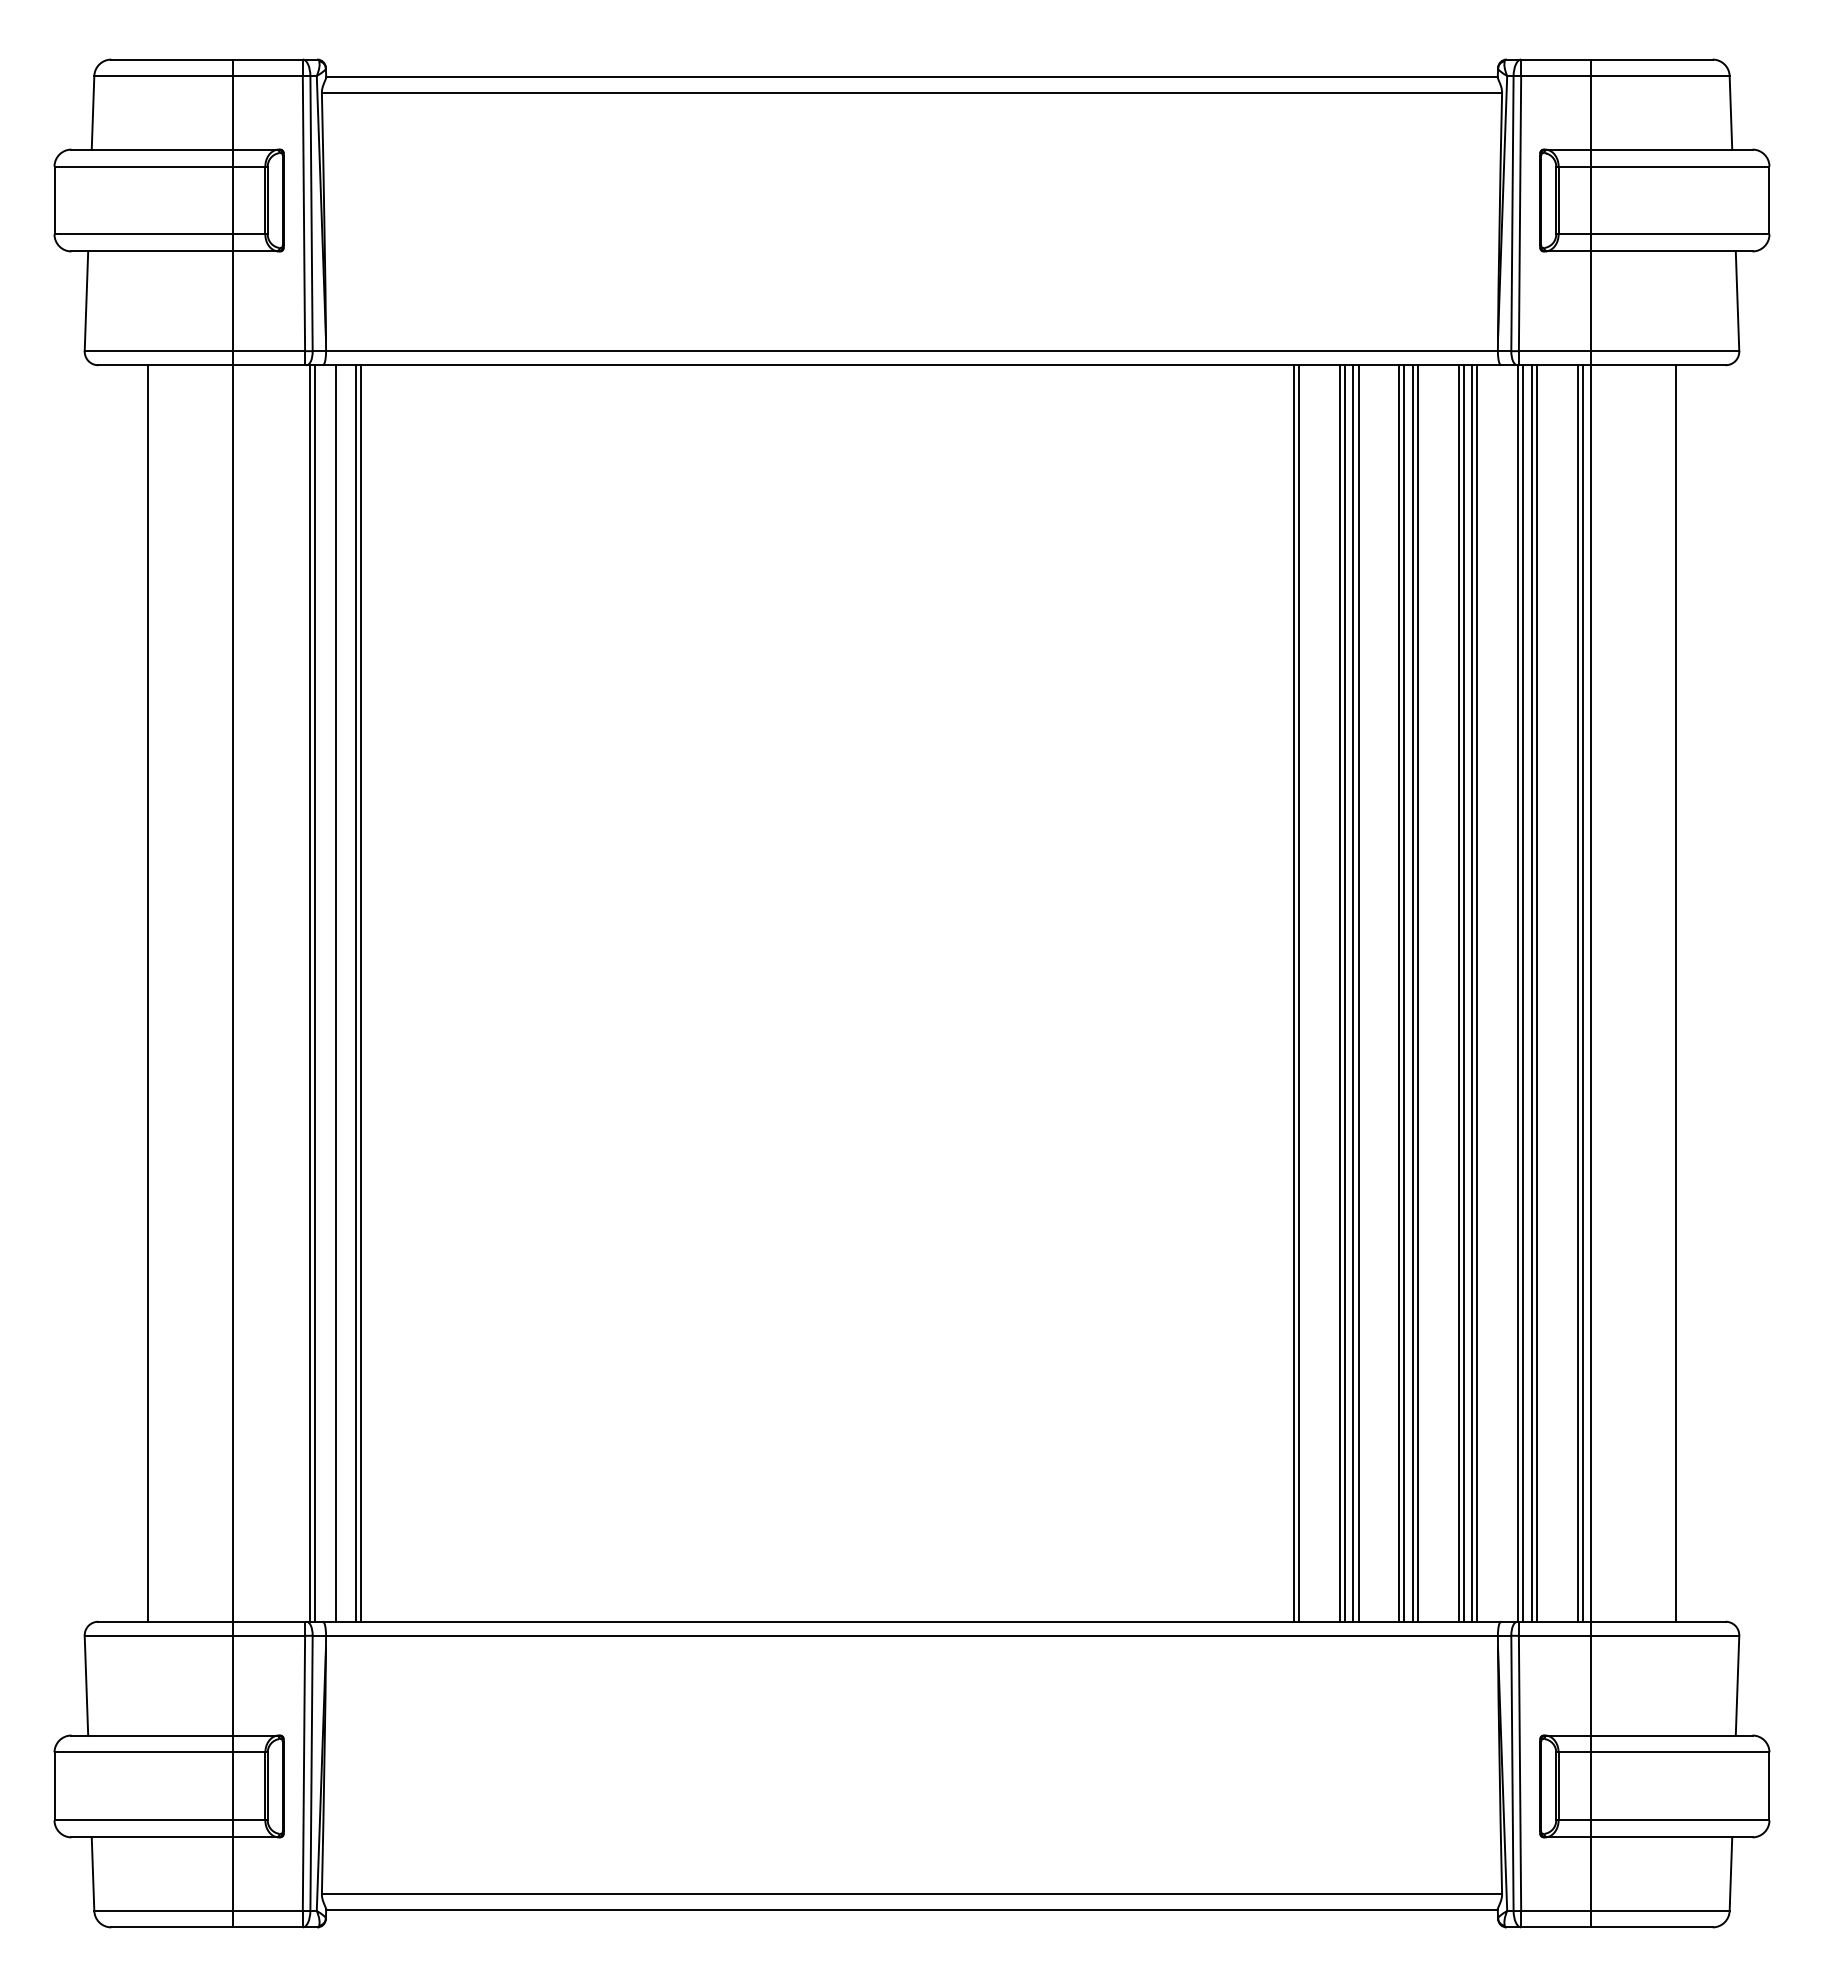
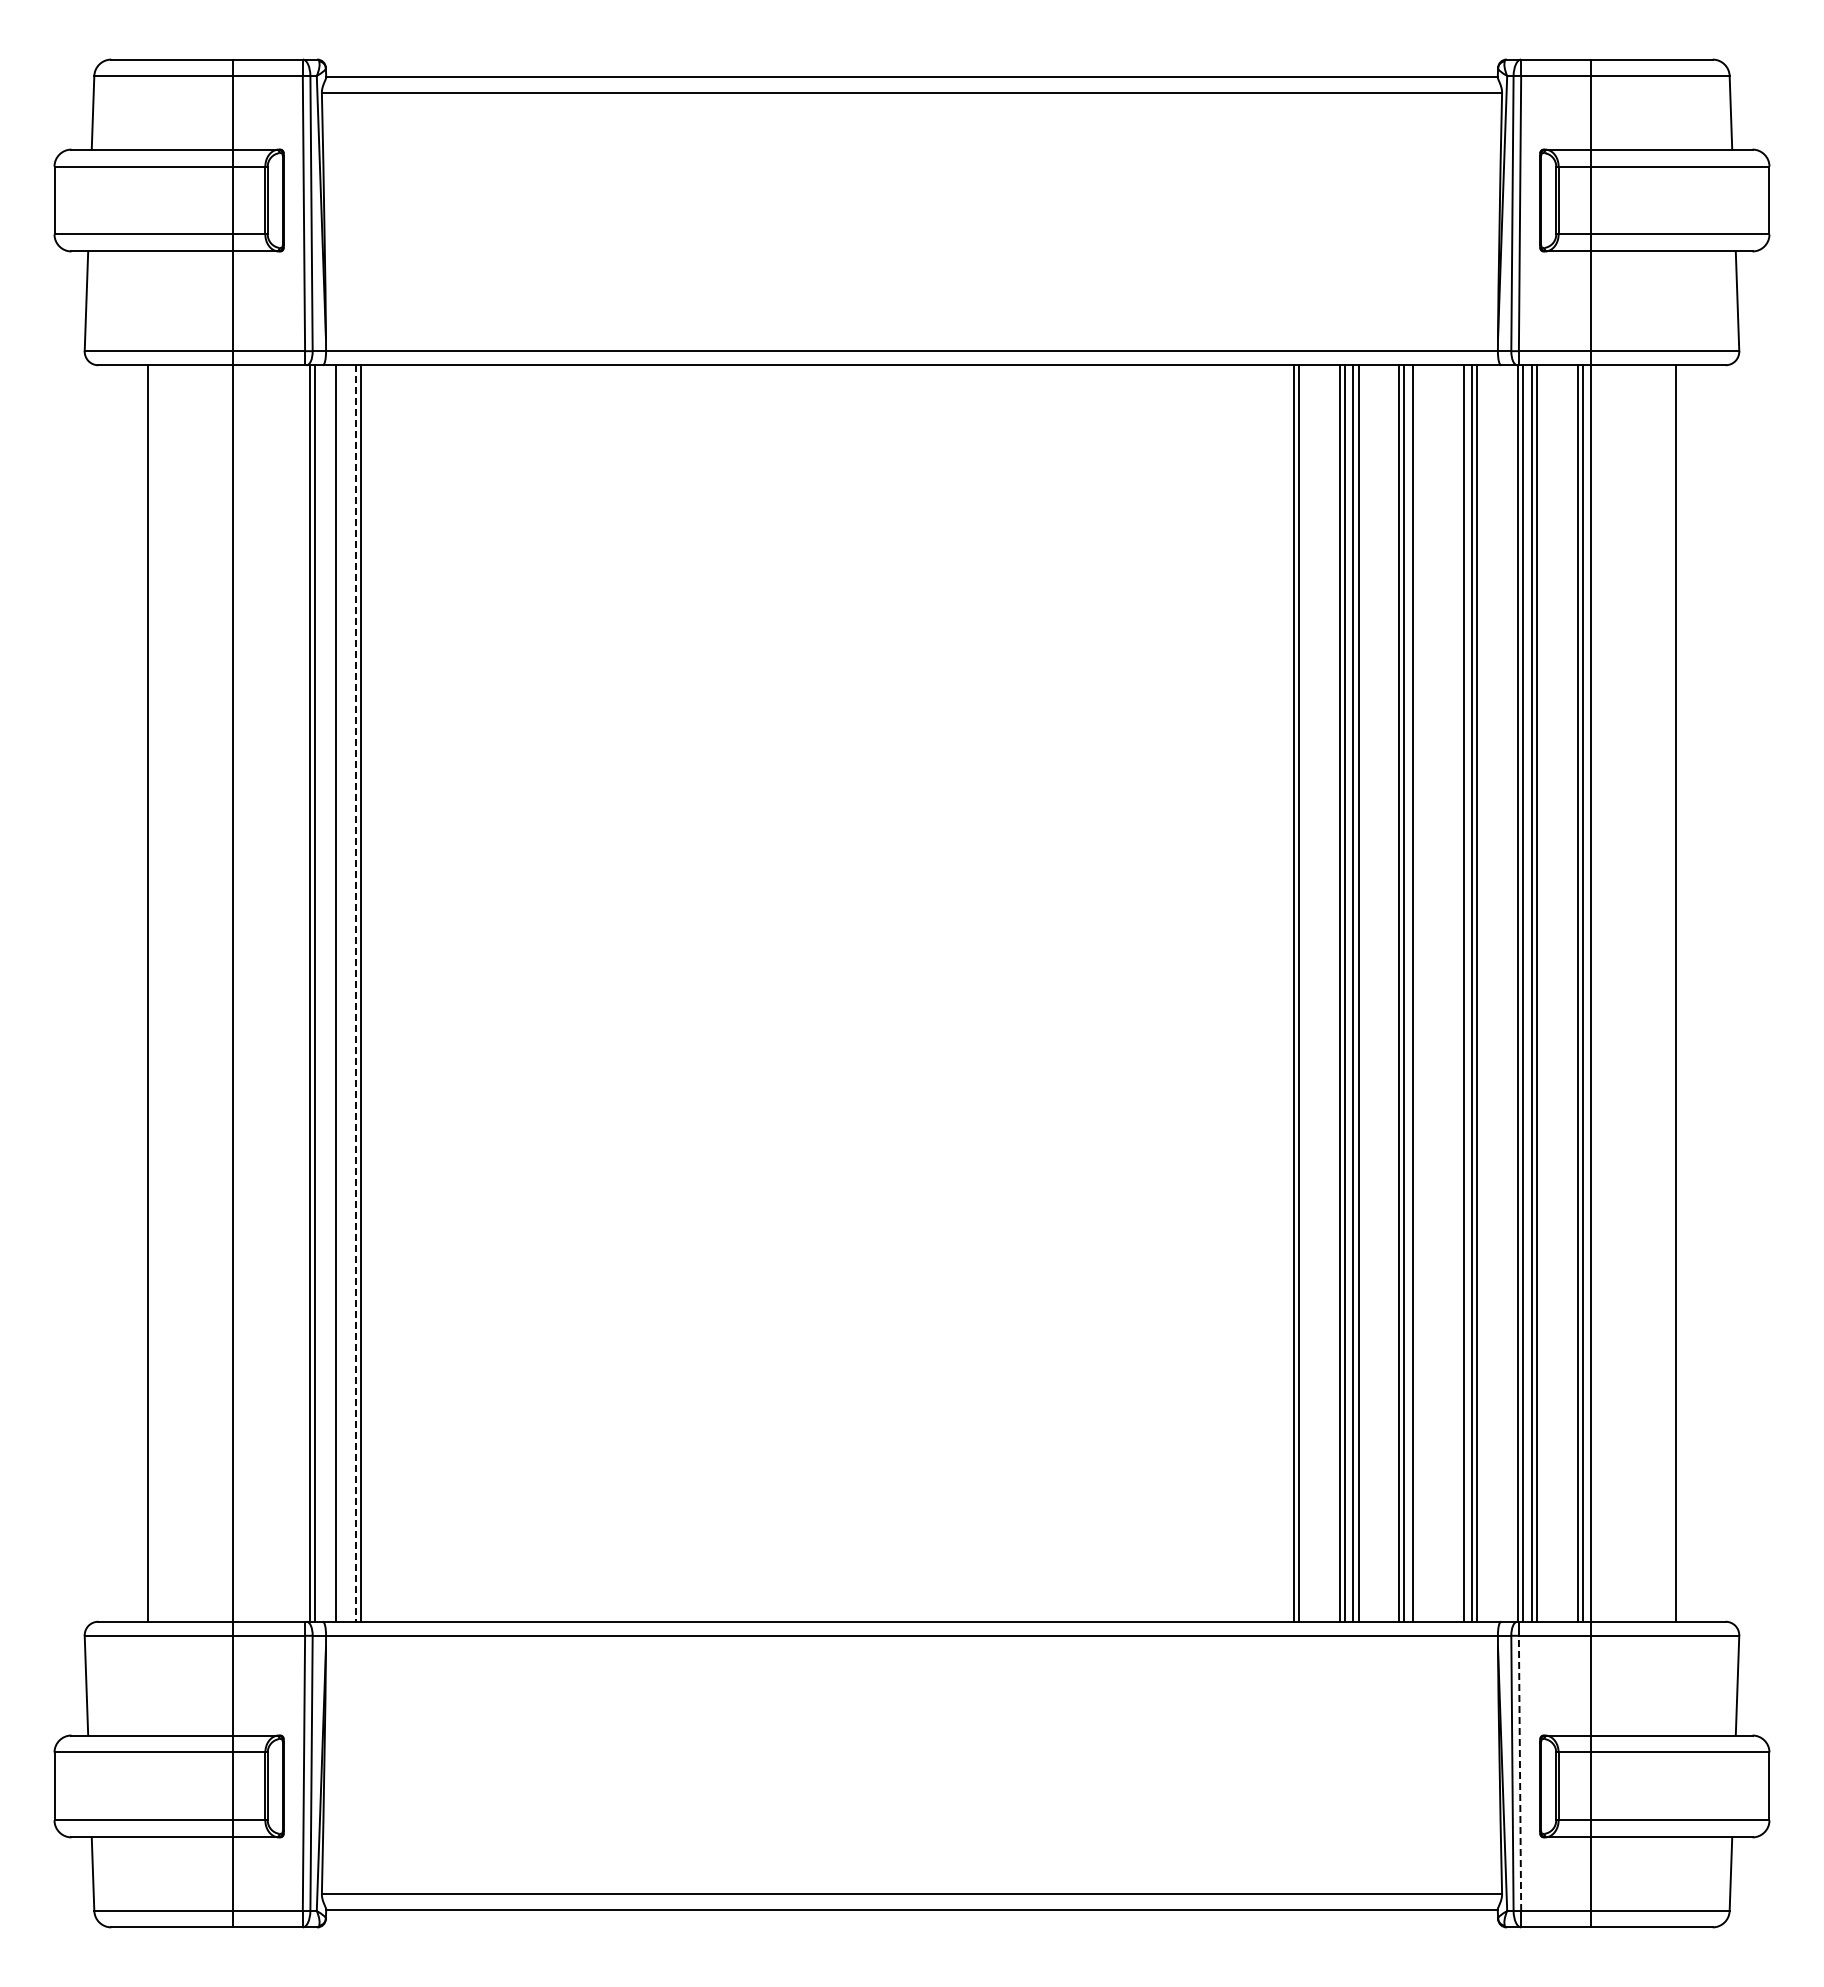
line: solid -> dashed (355, 993)
line: present -> none (1417, 993)
line: present -> none (1458, 993)
line: solid -> dashed (1520, 1773)
